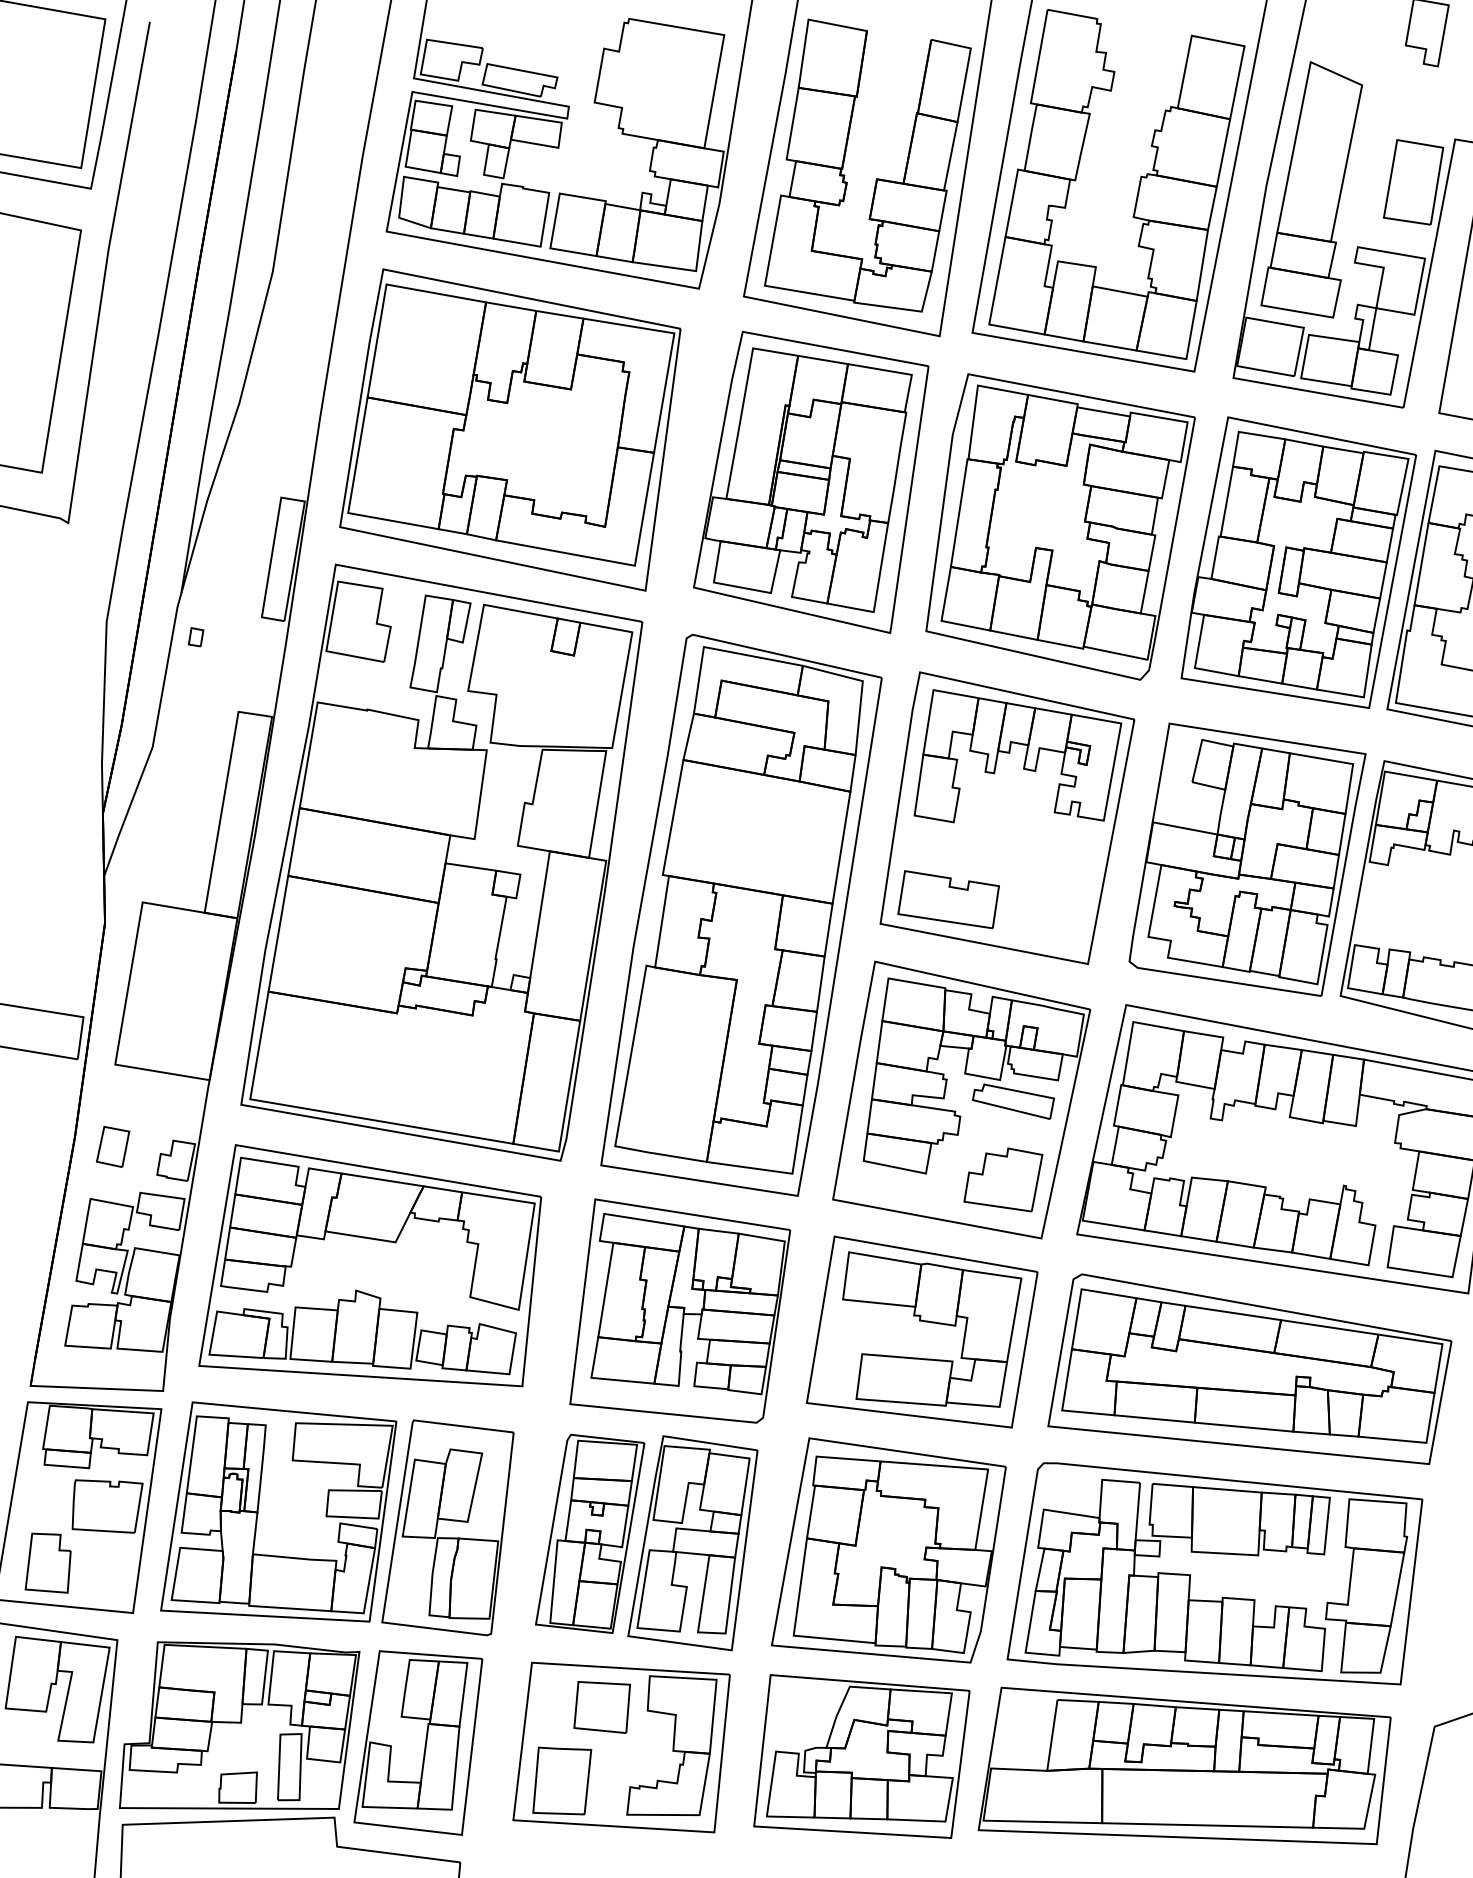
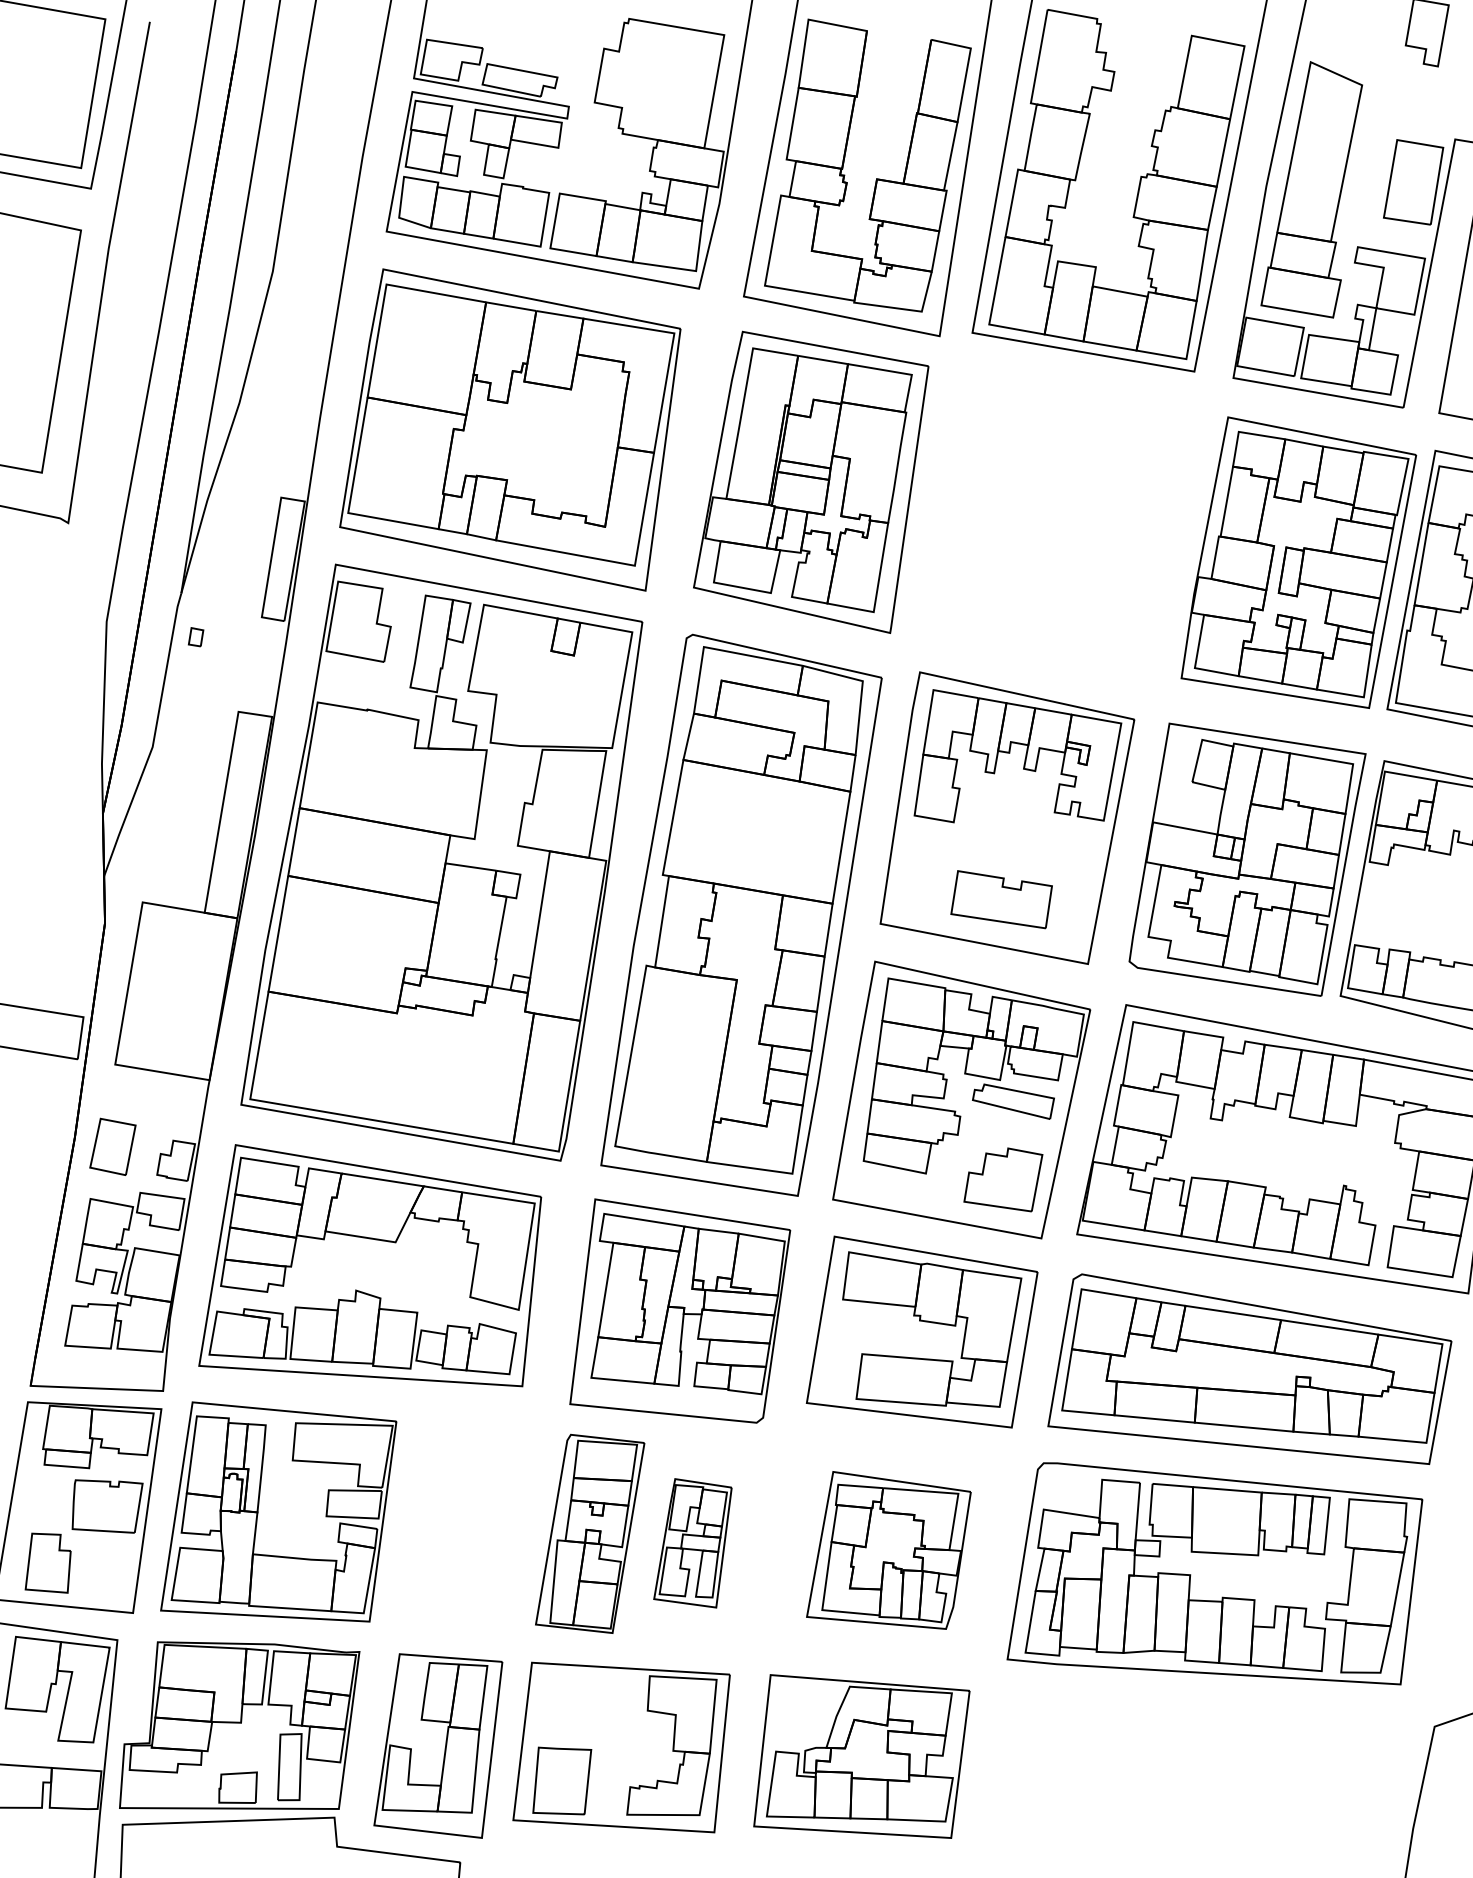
part: present -> none (1060, 526)
part position: (948, 899) -> (1001, 899) (1001, 899)
part size: 35x42 px -> 48x59 px (112, 1146)
part: present -> none (447, 1527)
part size: 132x217 px -> 80x131 px (692, 1543)
part size: 236x227 px -> 166x159 px (888, 1550)
part: present -> none (601, 1707)
part position: (418, 1742) -> (438, 1745) (438, 1745)
part: present -> none (1184, 1765)
